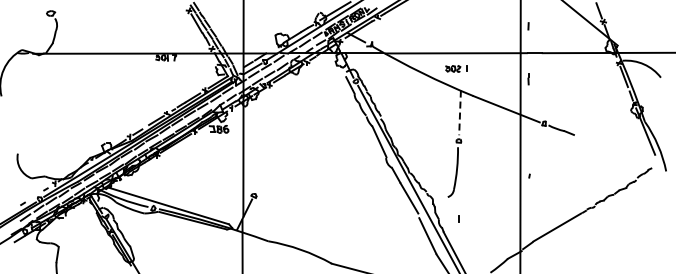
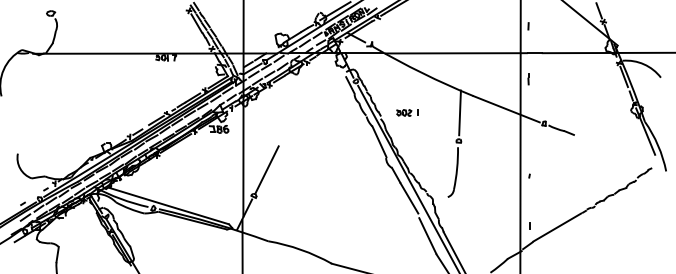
part position: (456, 68) -> (407, 112) (407, 112)
line: dashed -> solid (460, 113)
line: none -> present (266, 169)
line position: (458, 218) -> (529, 225) (529, 225)
